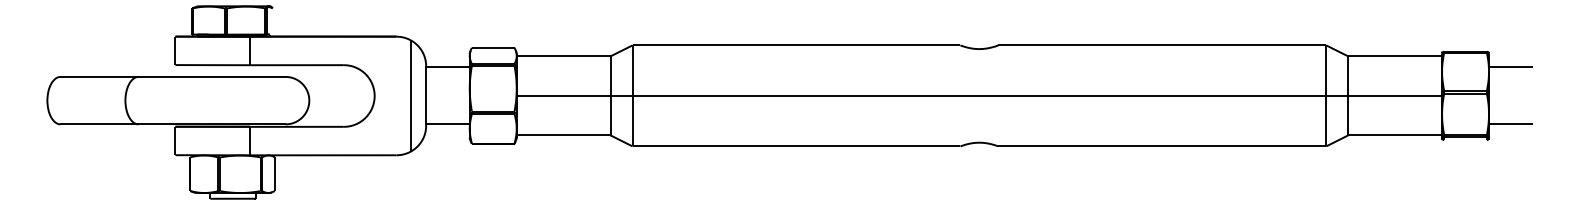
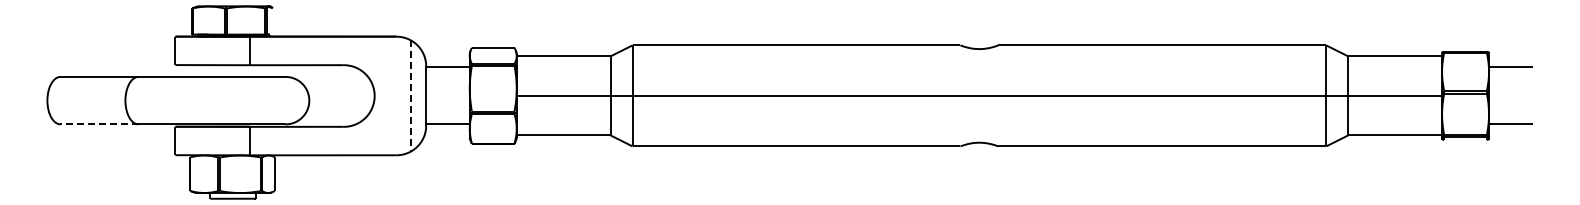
line: solid -> dashed (410, 96)
line: solid -> dashed (98, 124)
